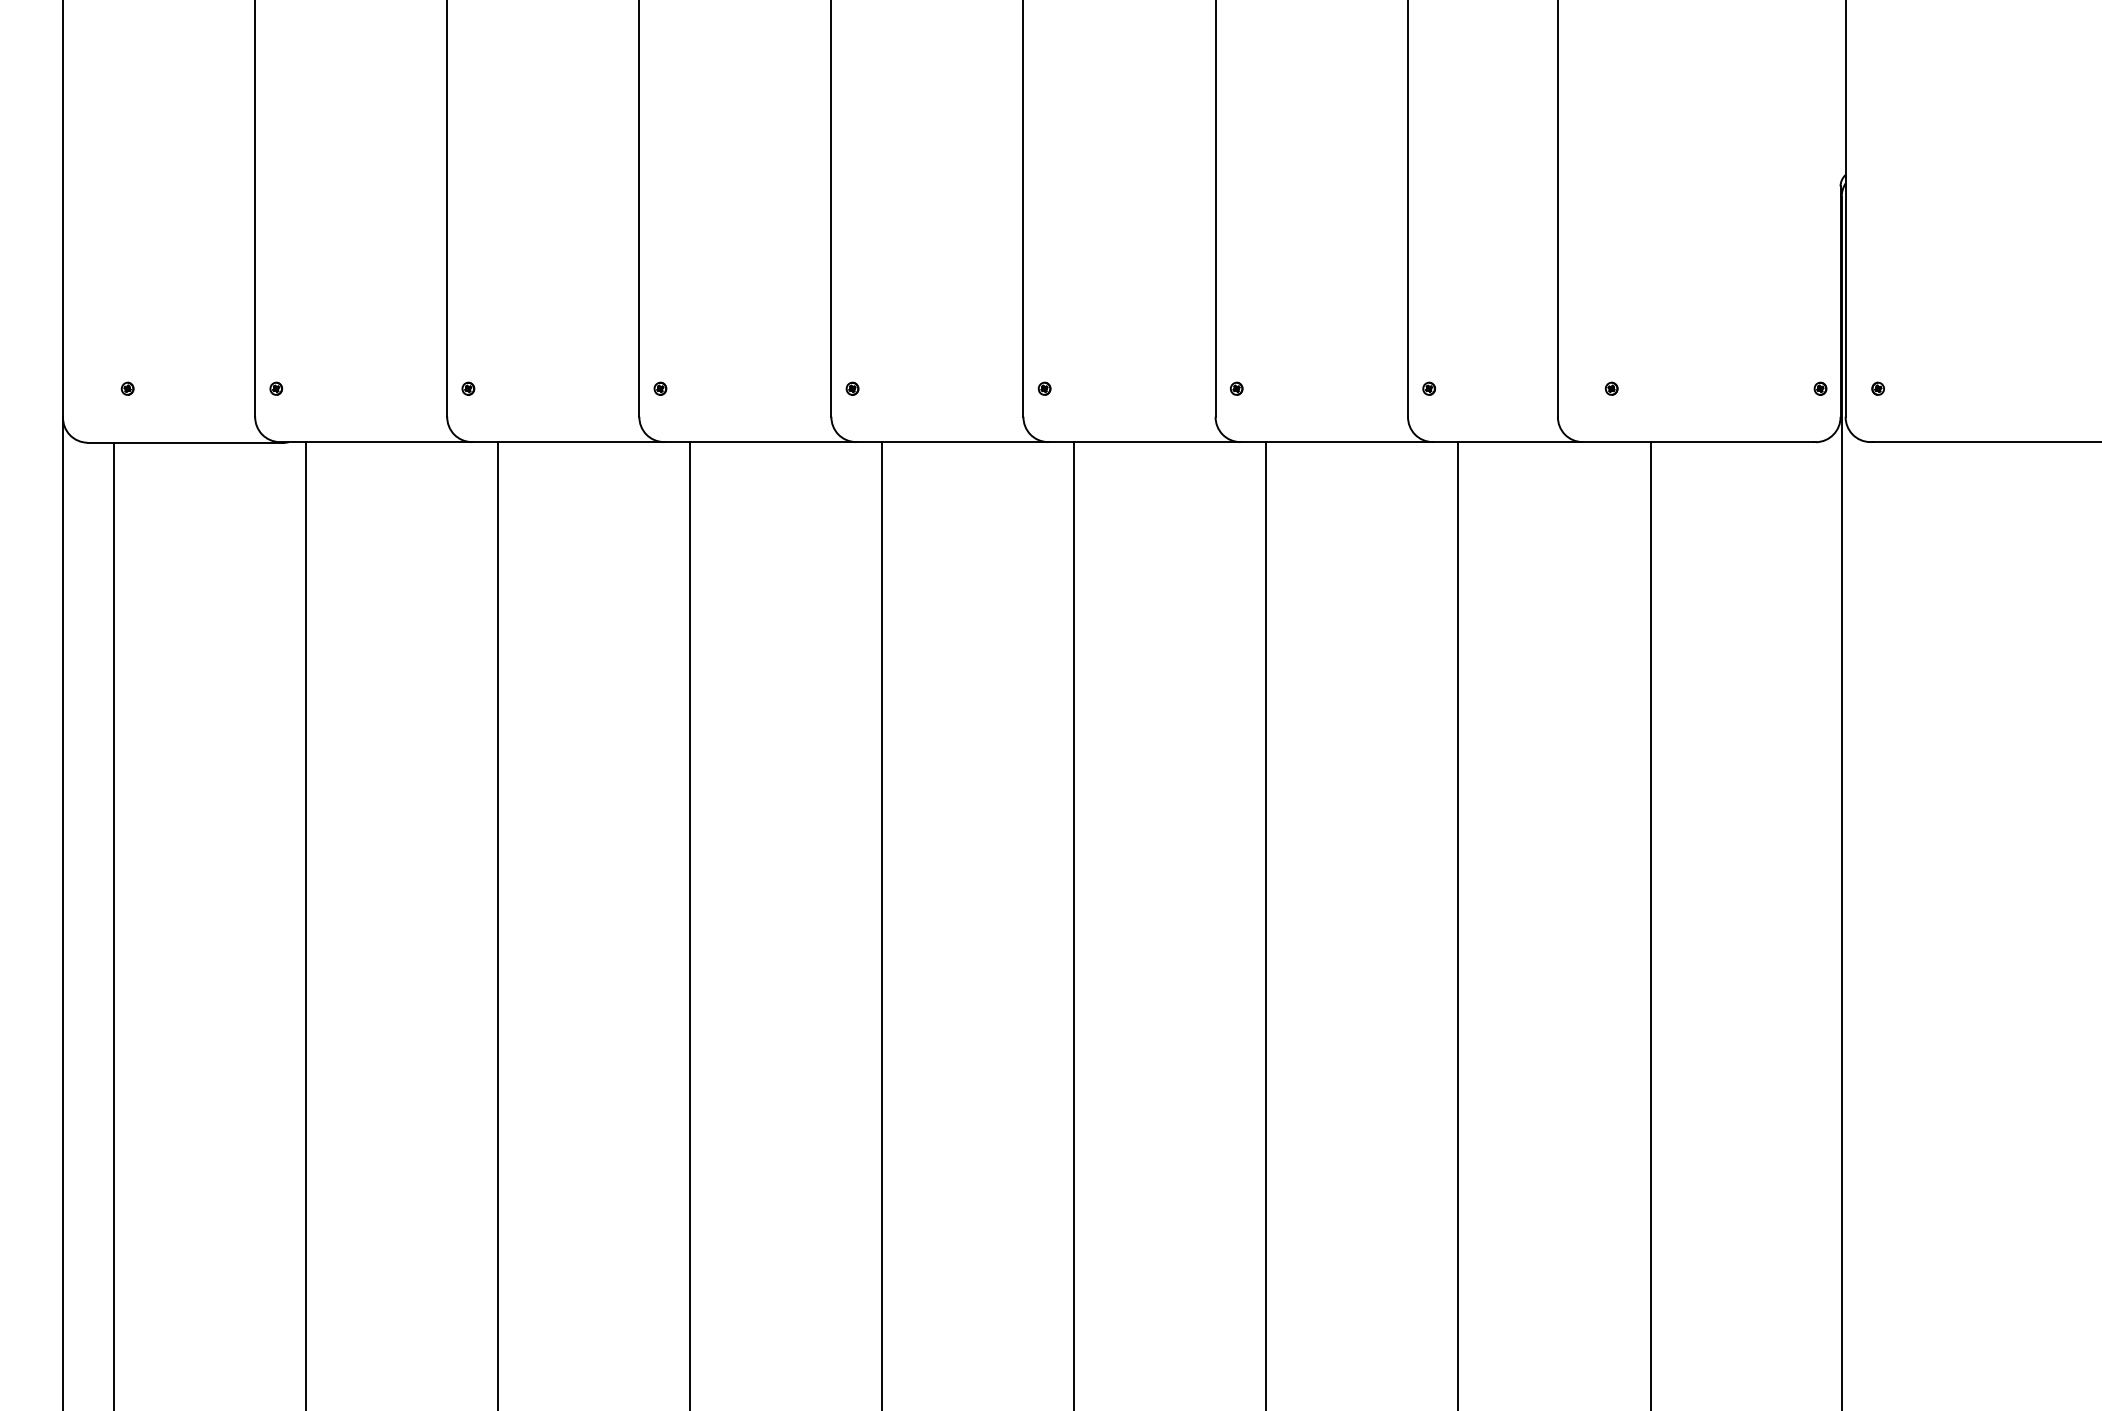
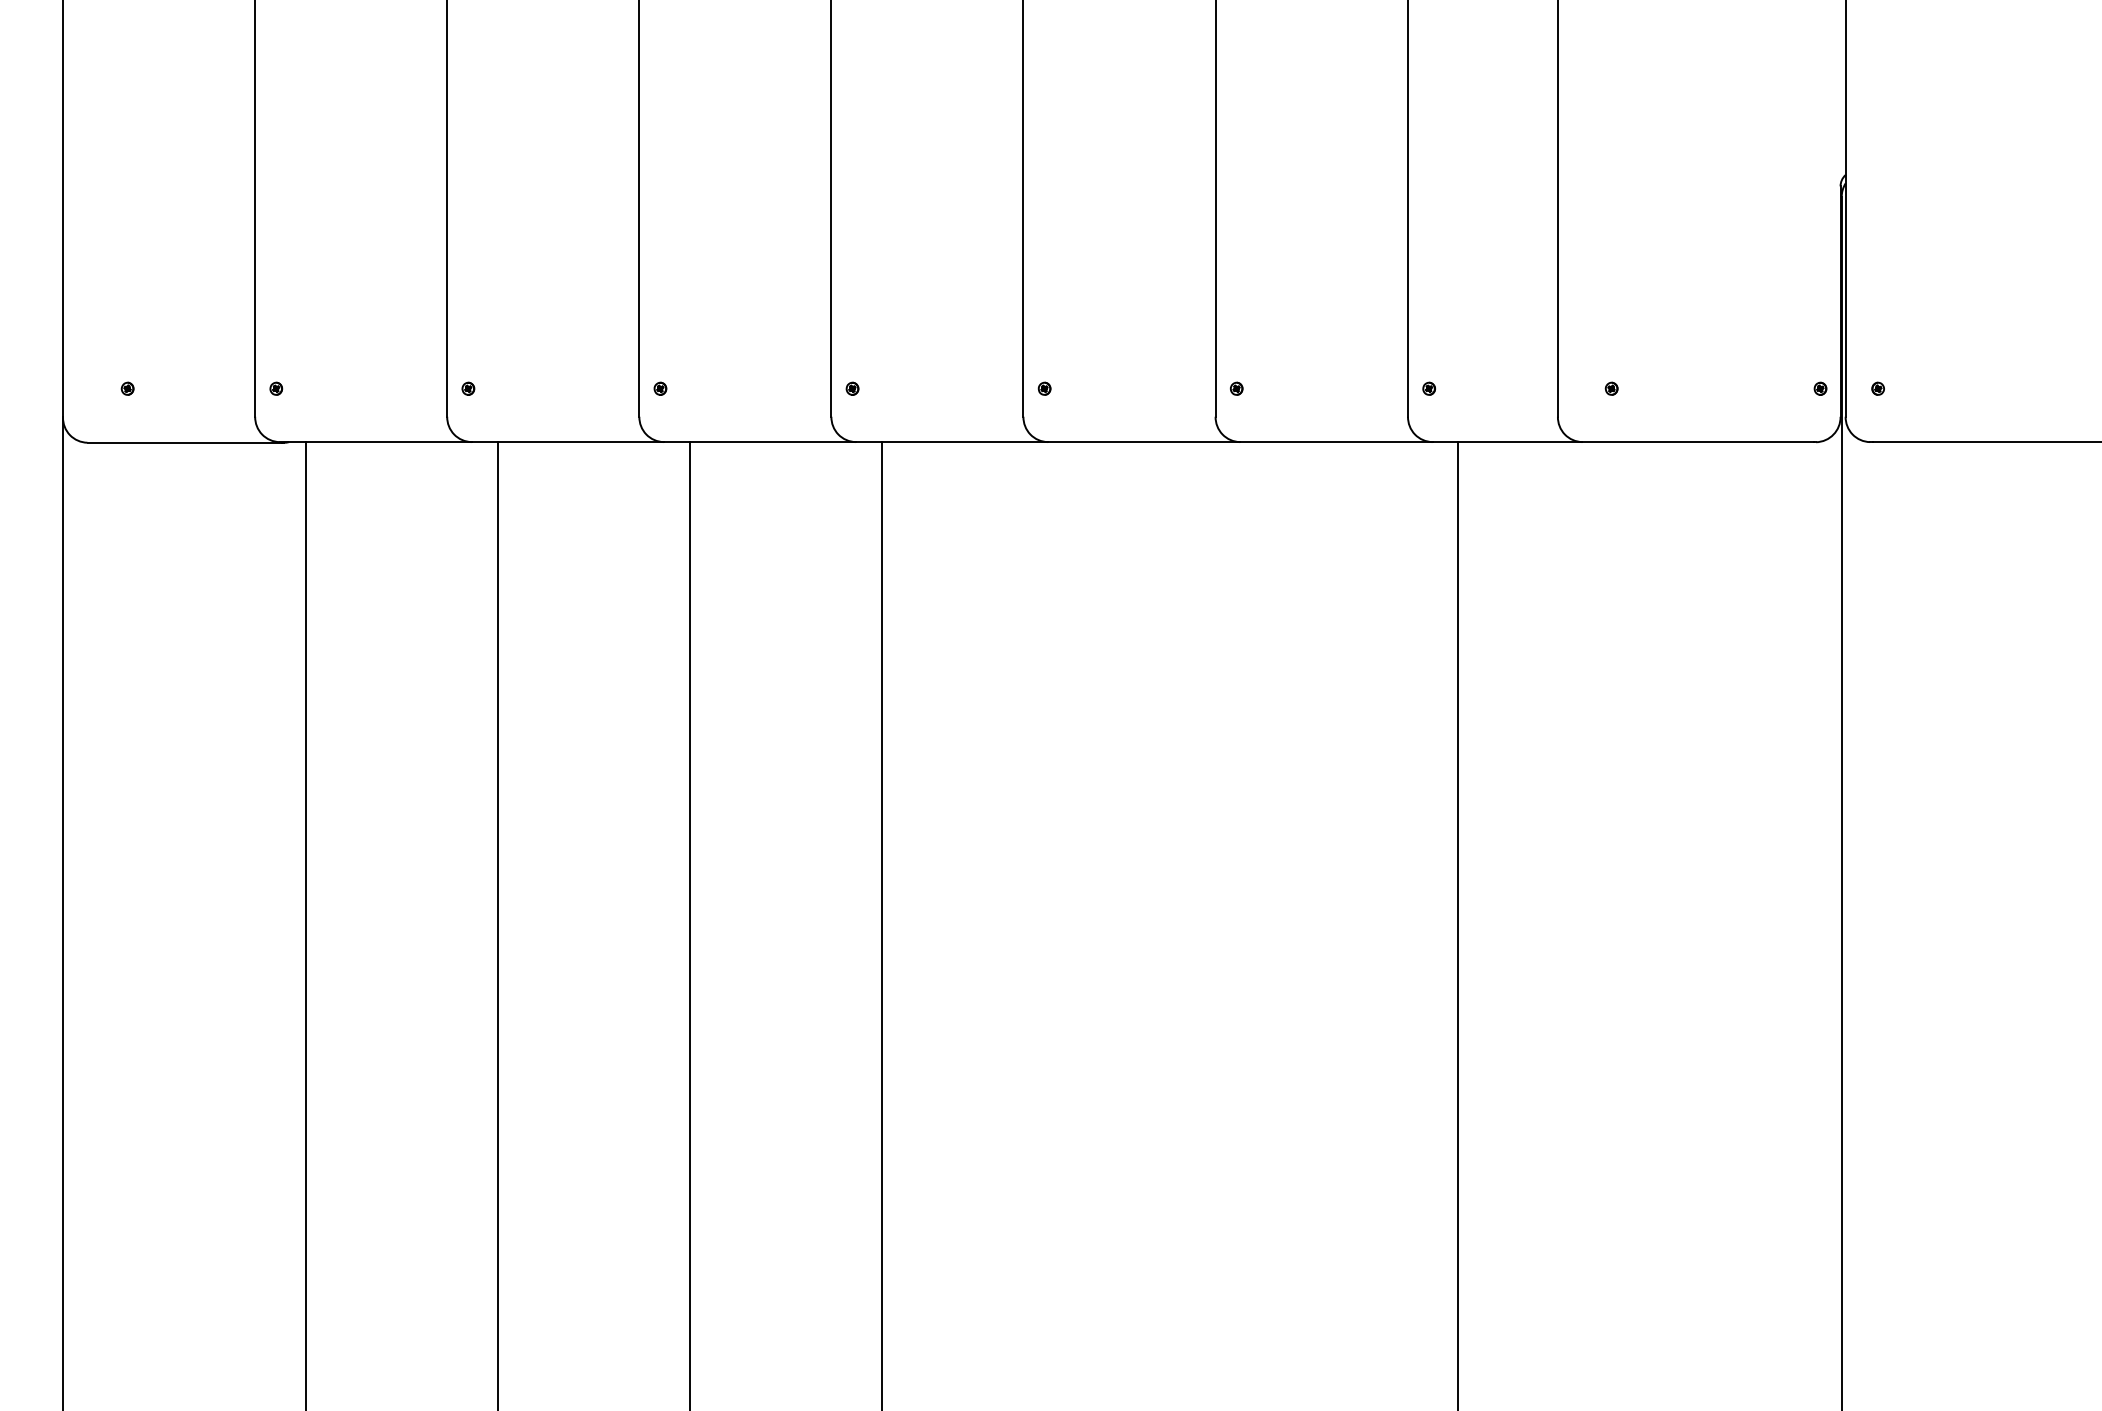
line: present -> none (113, 924)
line: present -> none (1073, 924)
line: present -> none (1266, 924)
line: present -> none (1650, 924)
